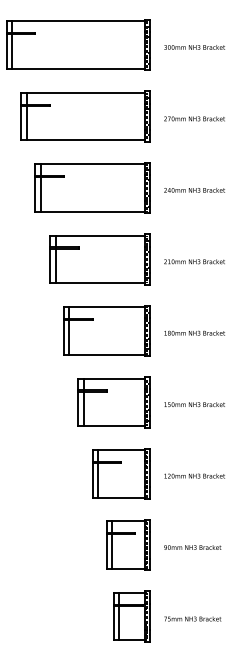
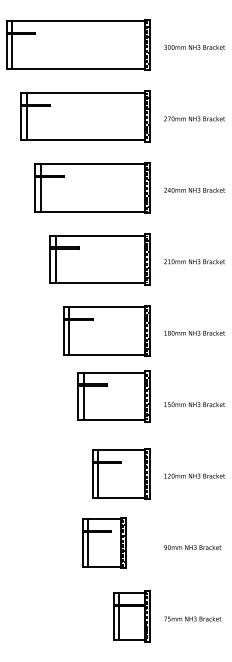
part position: (113, 402) -> (113, 396) (113, 396)
part position: (128, 544) -> (104, 542) (104, 542)
